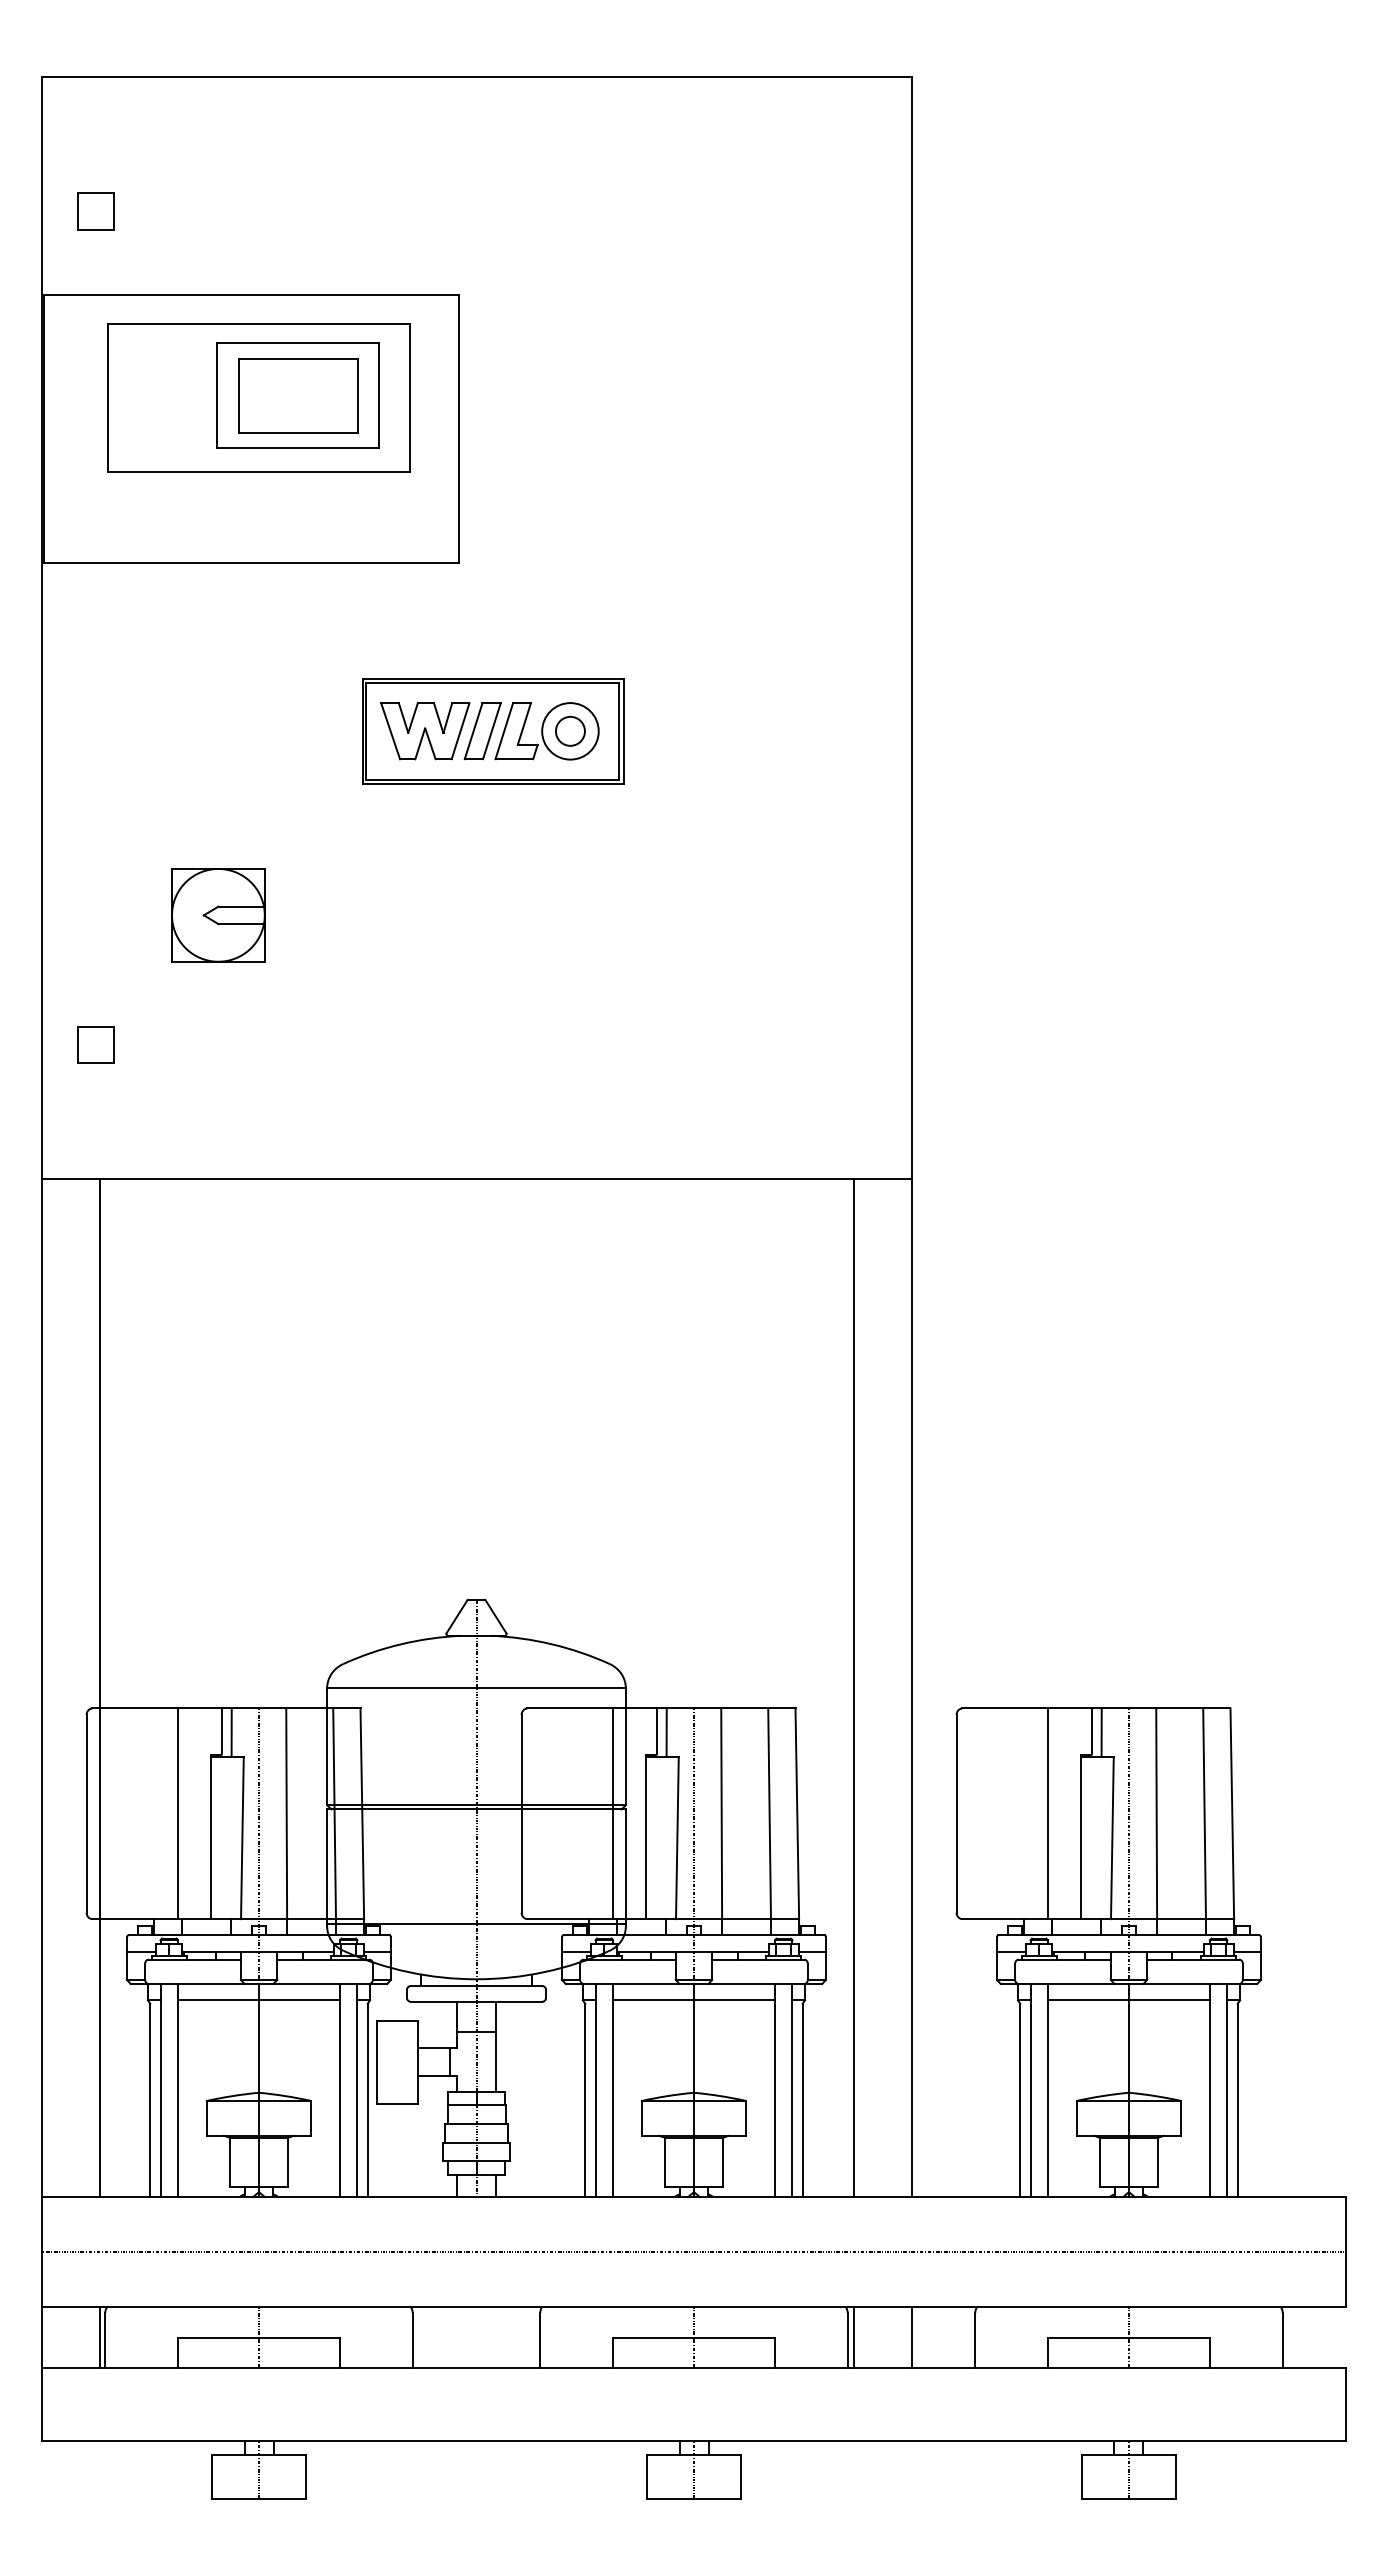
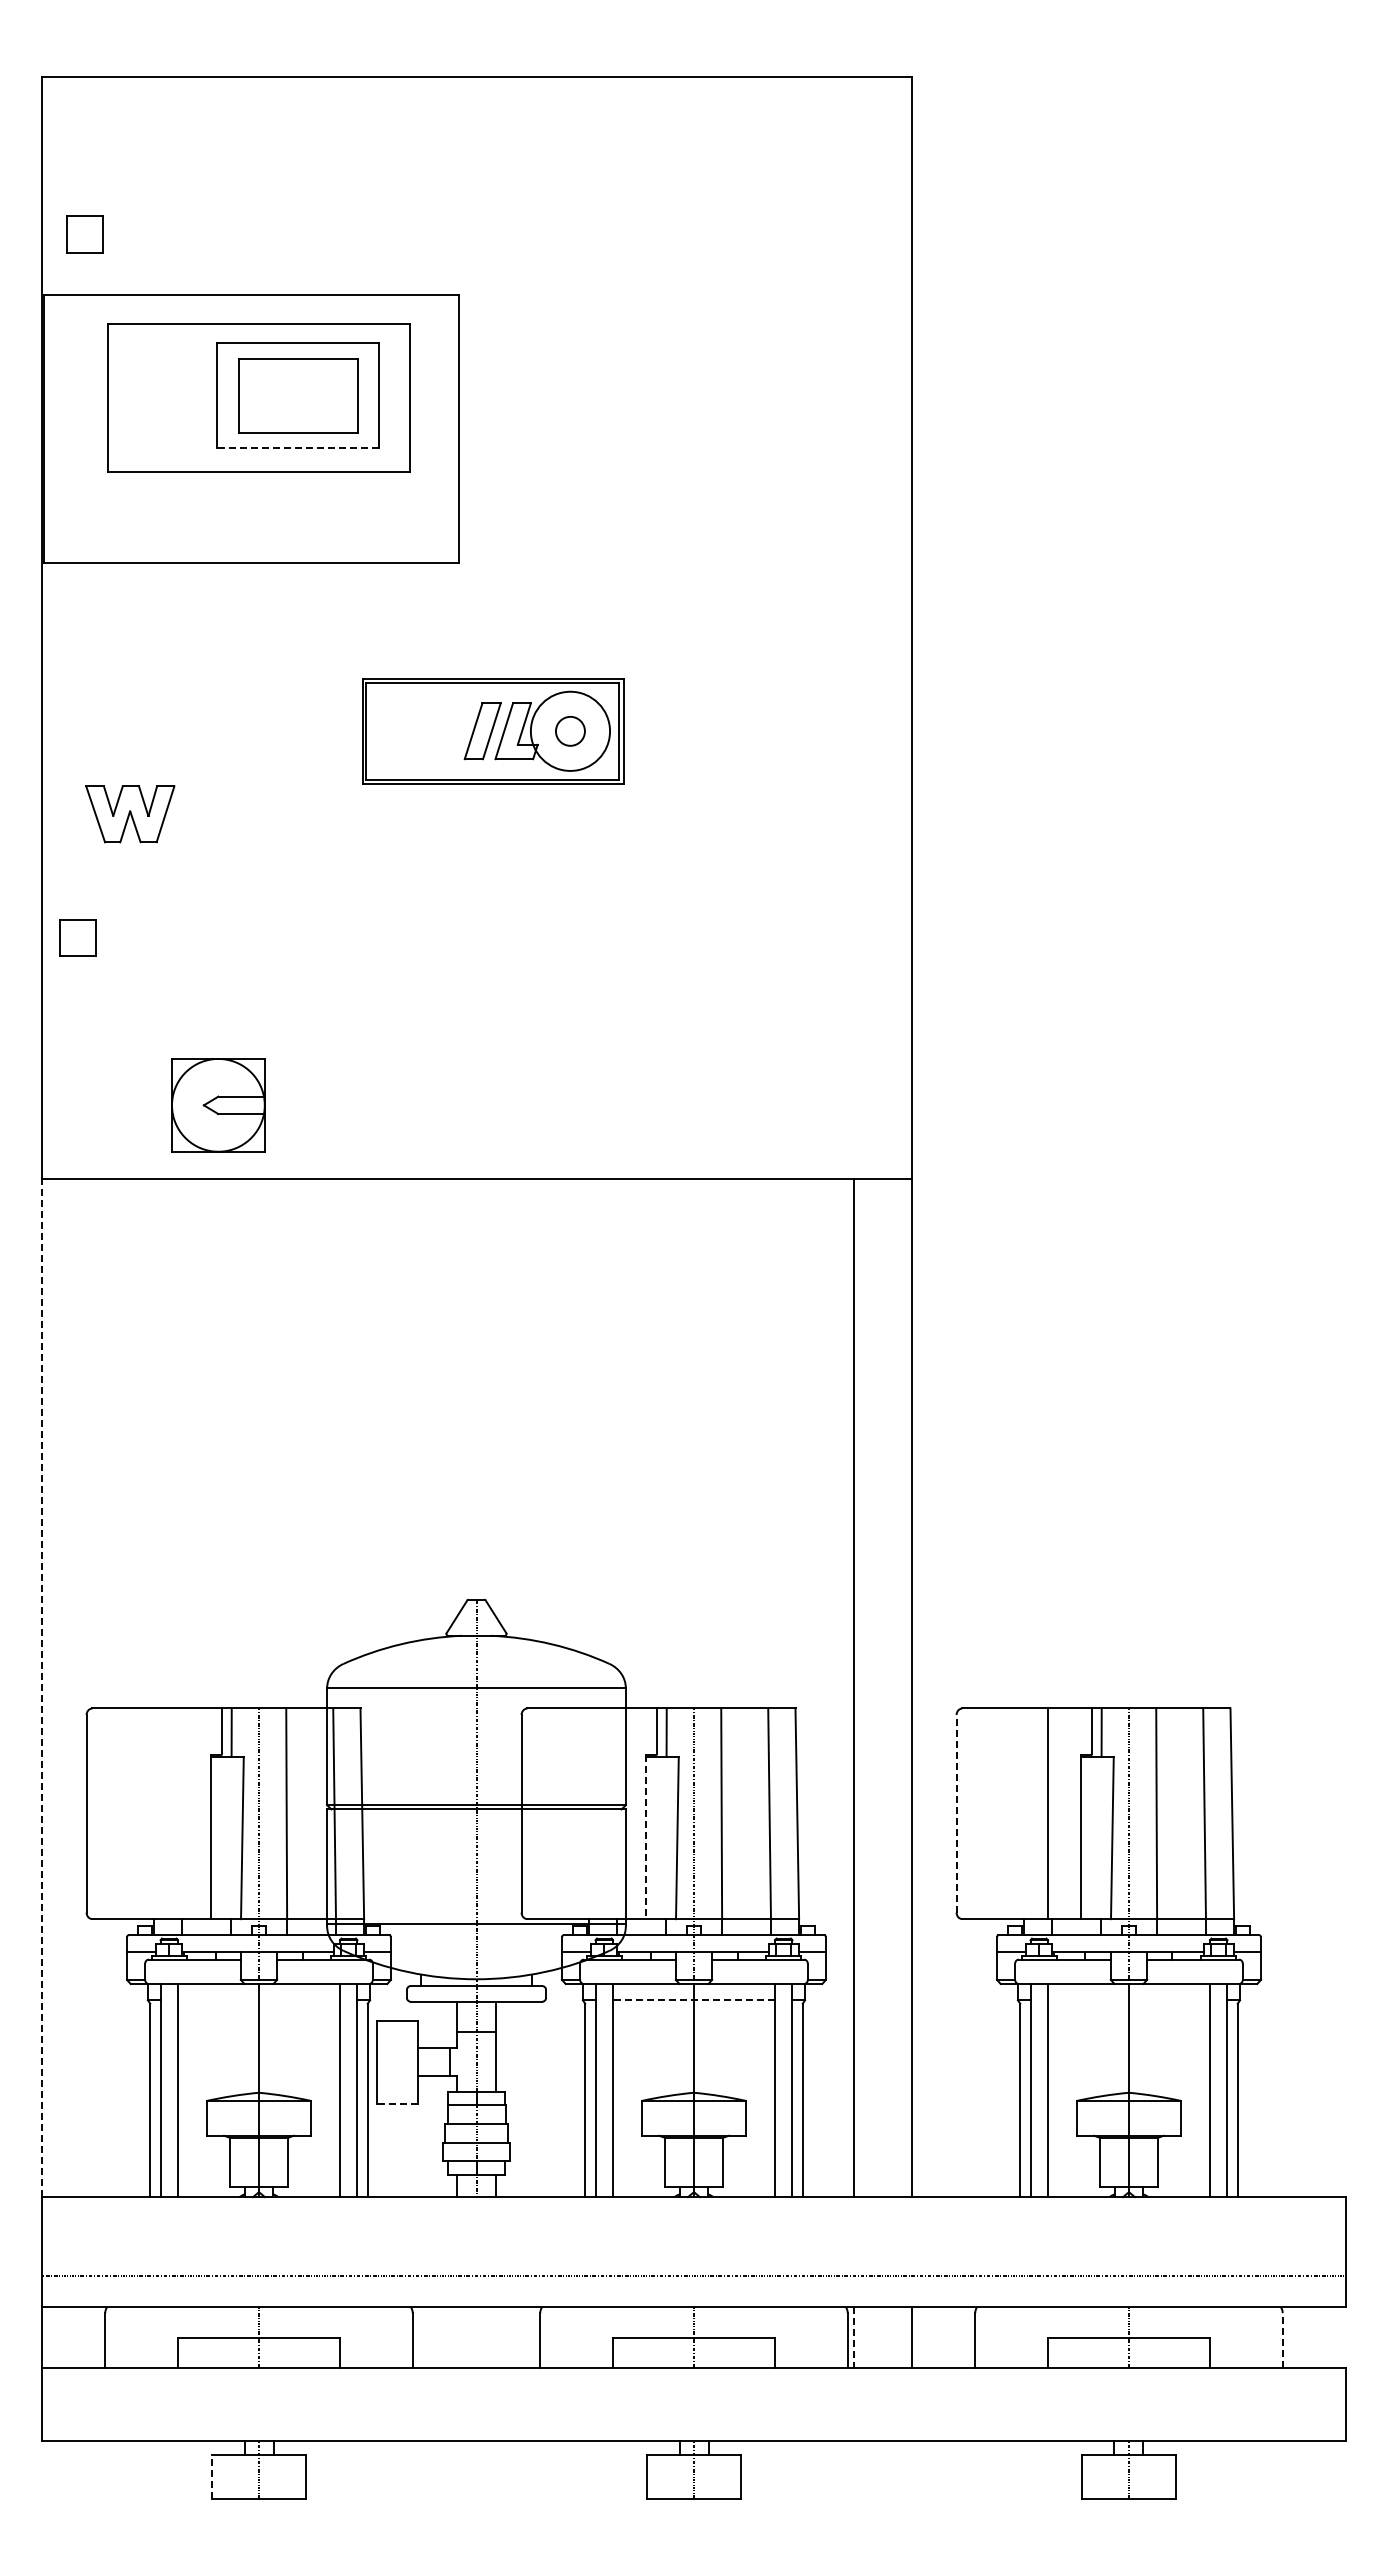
part position: (95, 211) -> (84, 234) (84, 234)
line: solid -> dashed (297, 448)
part position: (425, 731) -> (130, 814) (130, 814)
circle diameter: 57 px -> 79 px (570, 730)
part position: (218, 915) -> (218, 1105) (218, 1105)
part position: (95, 1044) -> (77, 937) (77, 937)
line: solid -> dashed (41, 1688)
line: present -> none (99, 1688)
line: present -> none (177, 1813)
line: present -> none (612, 1813)
line: solid -> dashed (956, 1813)
line: solid -> dashed (645, 1837)
line: present -> none (258, 2000)
line: solid -> dashed (693, 2000)
line: present -> none (1128, 2000)
line: solid -> dashed (397, 2104)
line position: (693, 2252) -> (693, 2276) (693, 2276)
line: present -> none (99, 2337)
line: solid -> dashed (853, 2338)
line: solid -> dashed (1282, 2340)
line: solid -> dashed (211, 2476)
